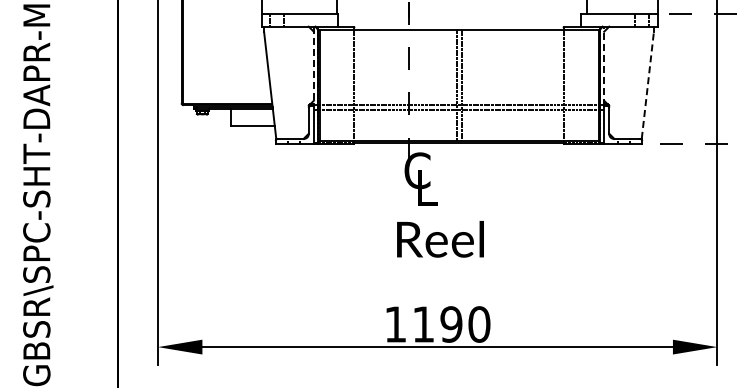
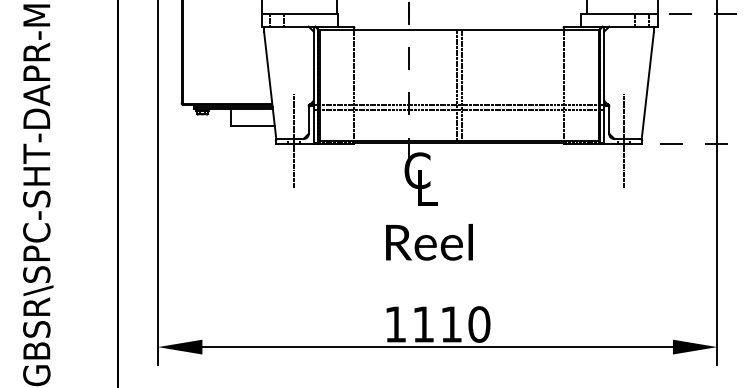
line: dashed -> solid (313, 66)
line: dashed -> solid (604, 66)
line: dashed -> solid (647, 85)
line: none -> present (294, 141)
line: none -> present (623, 141)
text position: (440, 239) -> (429, 242) (429, 242)
text: 1190 -> 1110 (451, 324)
